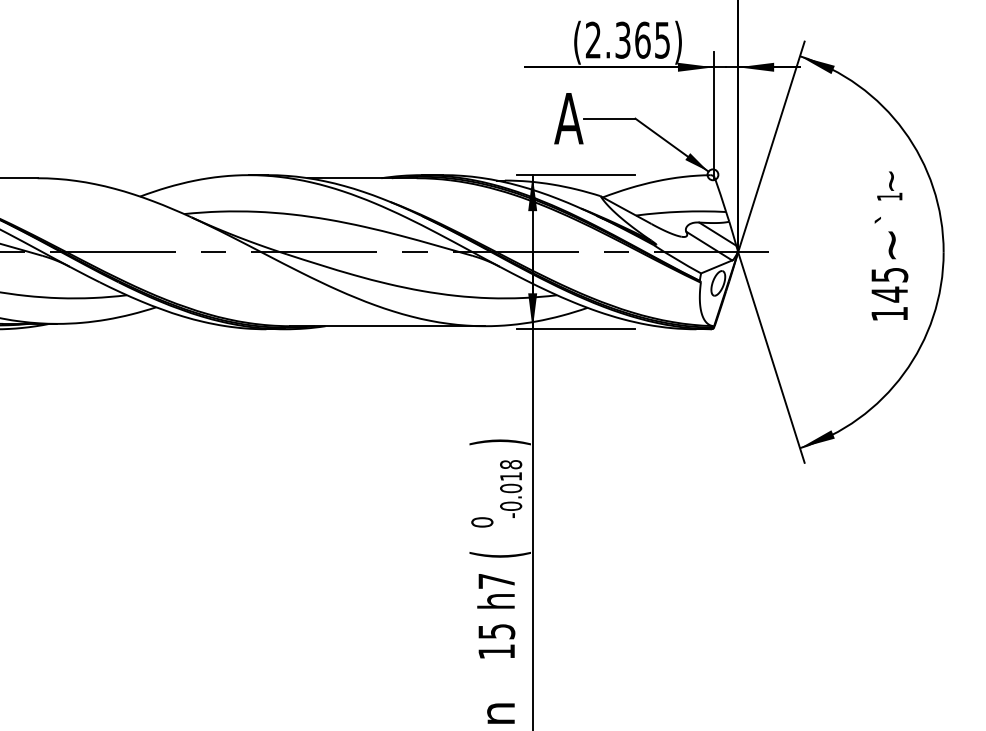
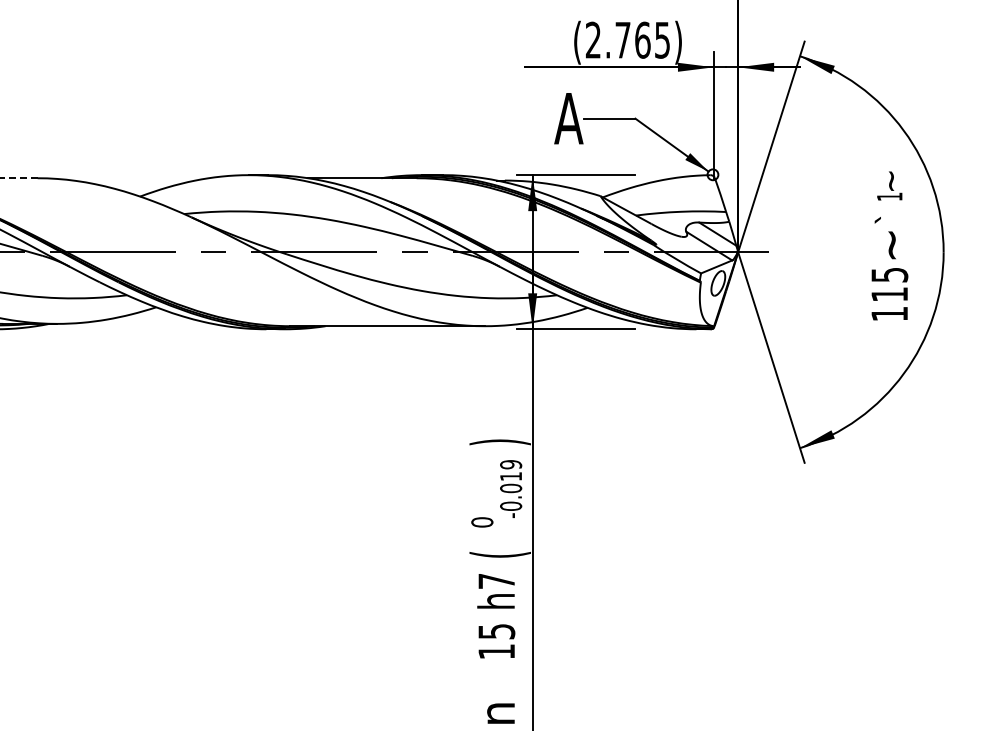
text: (2.365) -> (2.765) (622, 39)
line: solid -> dashed (18, 178)
text: 145 -> 115 (889, 294)
text: -0.018 -> -0.019 (511, 464)
